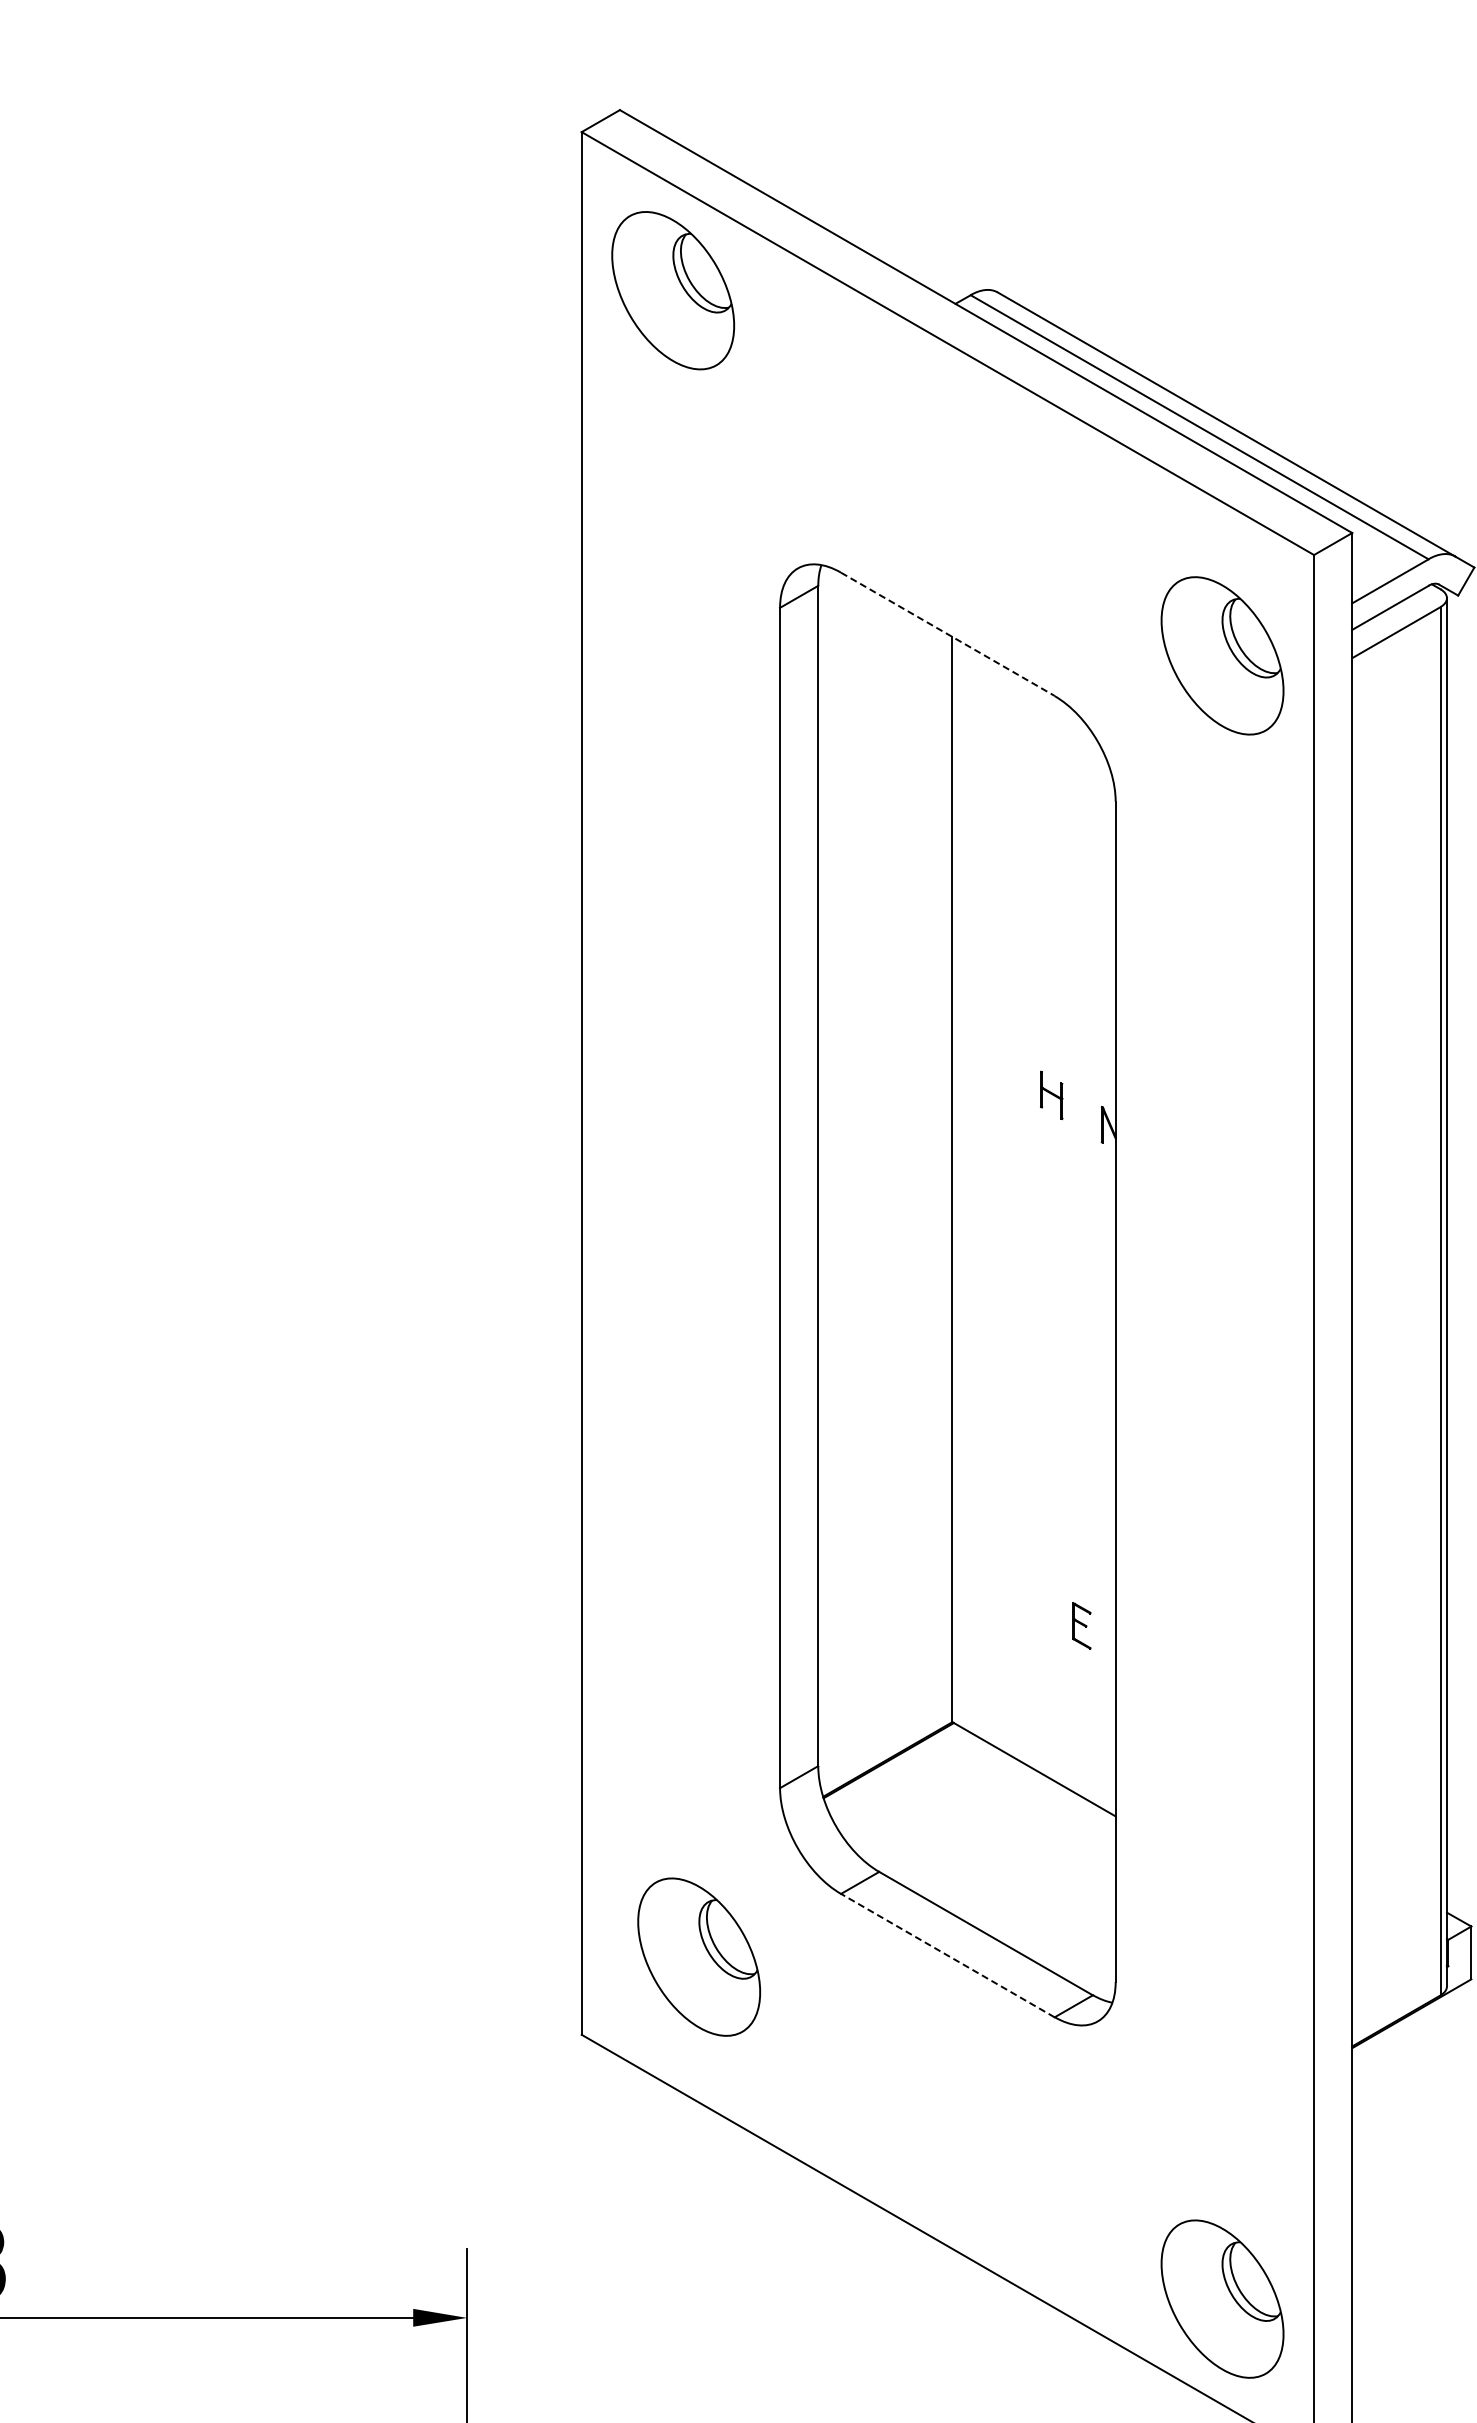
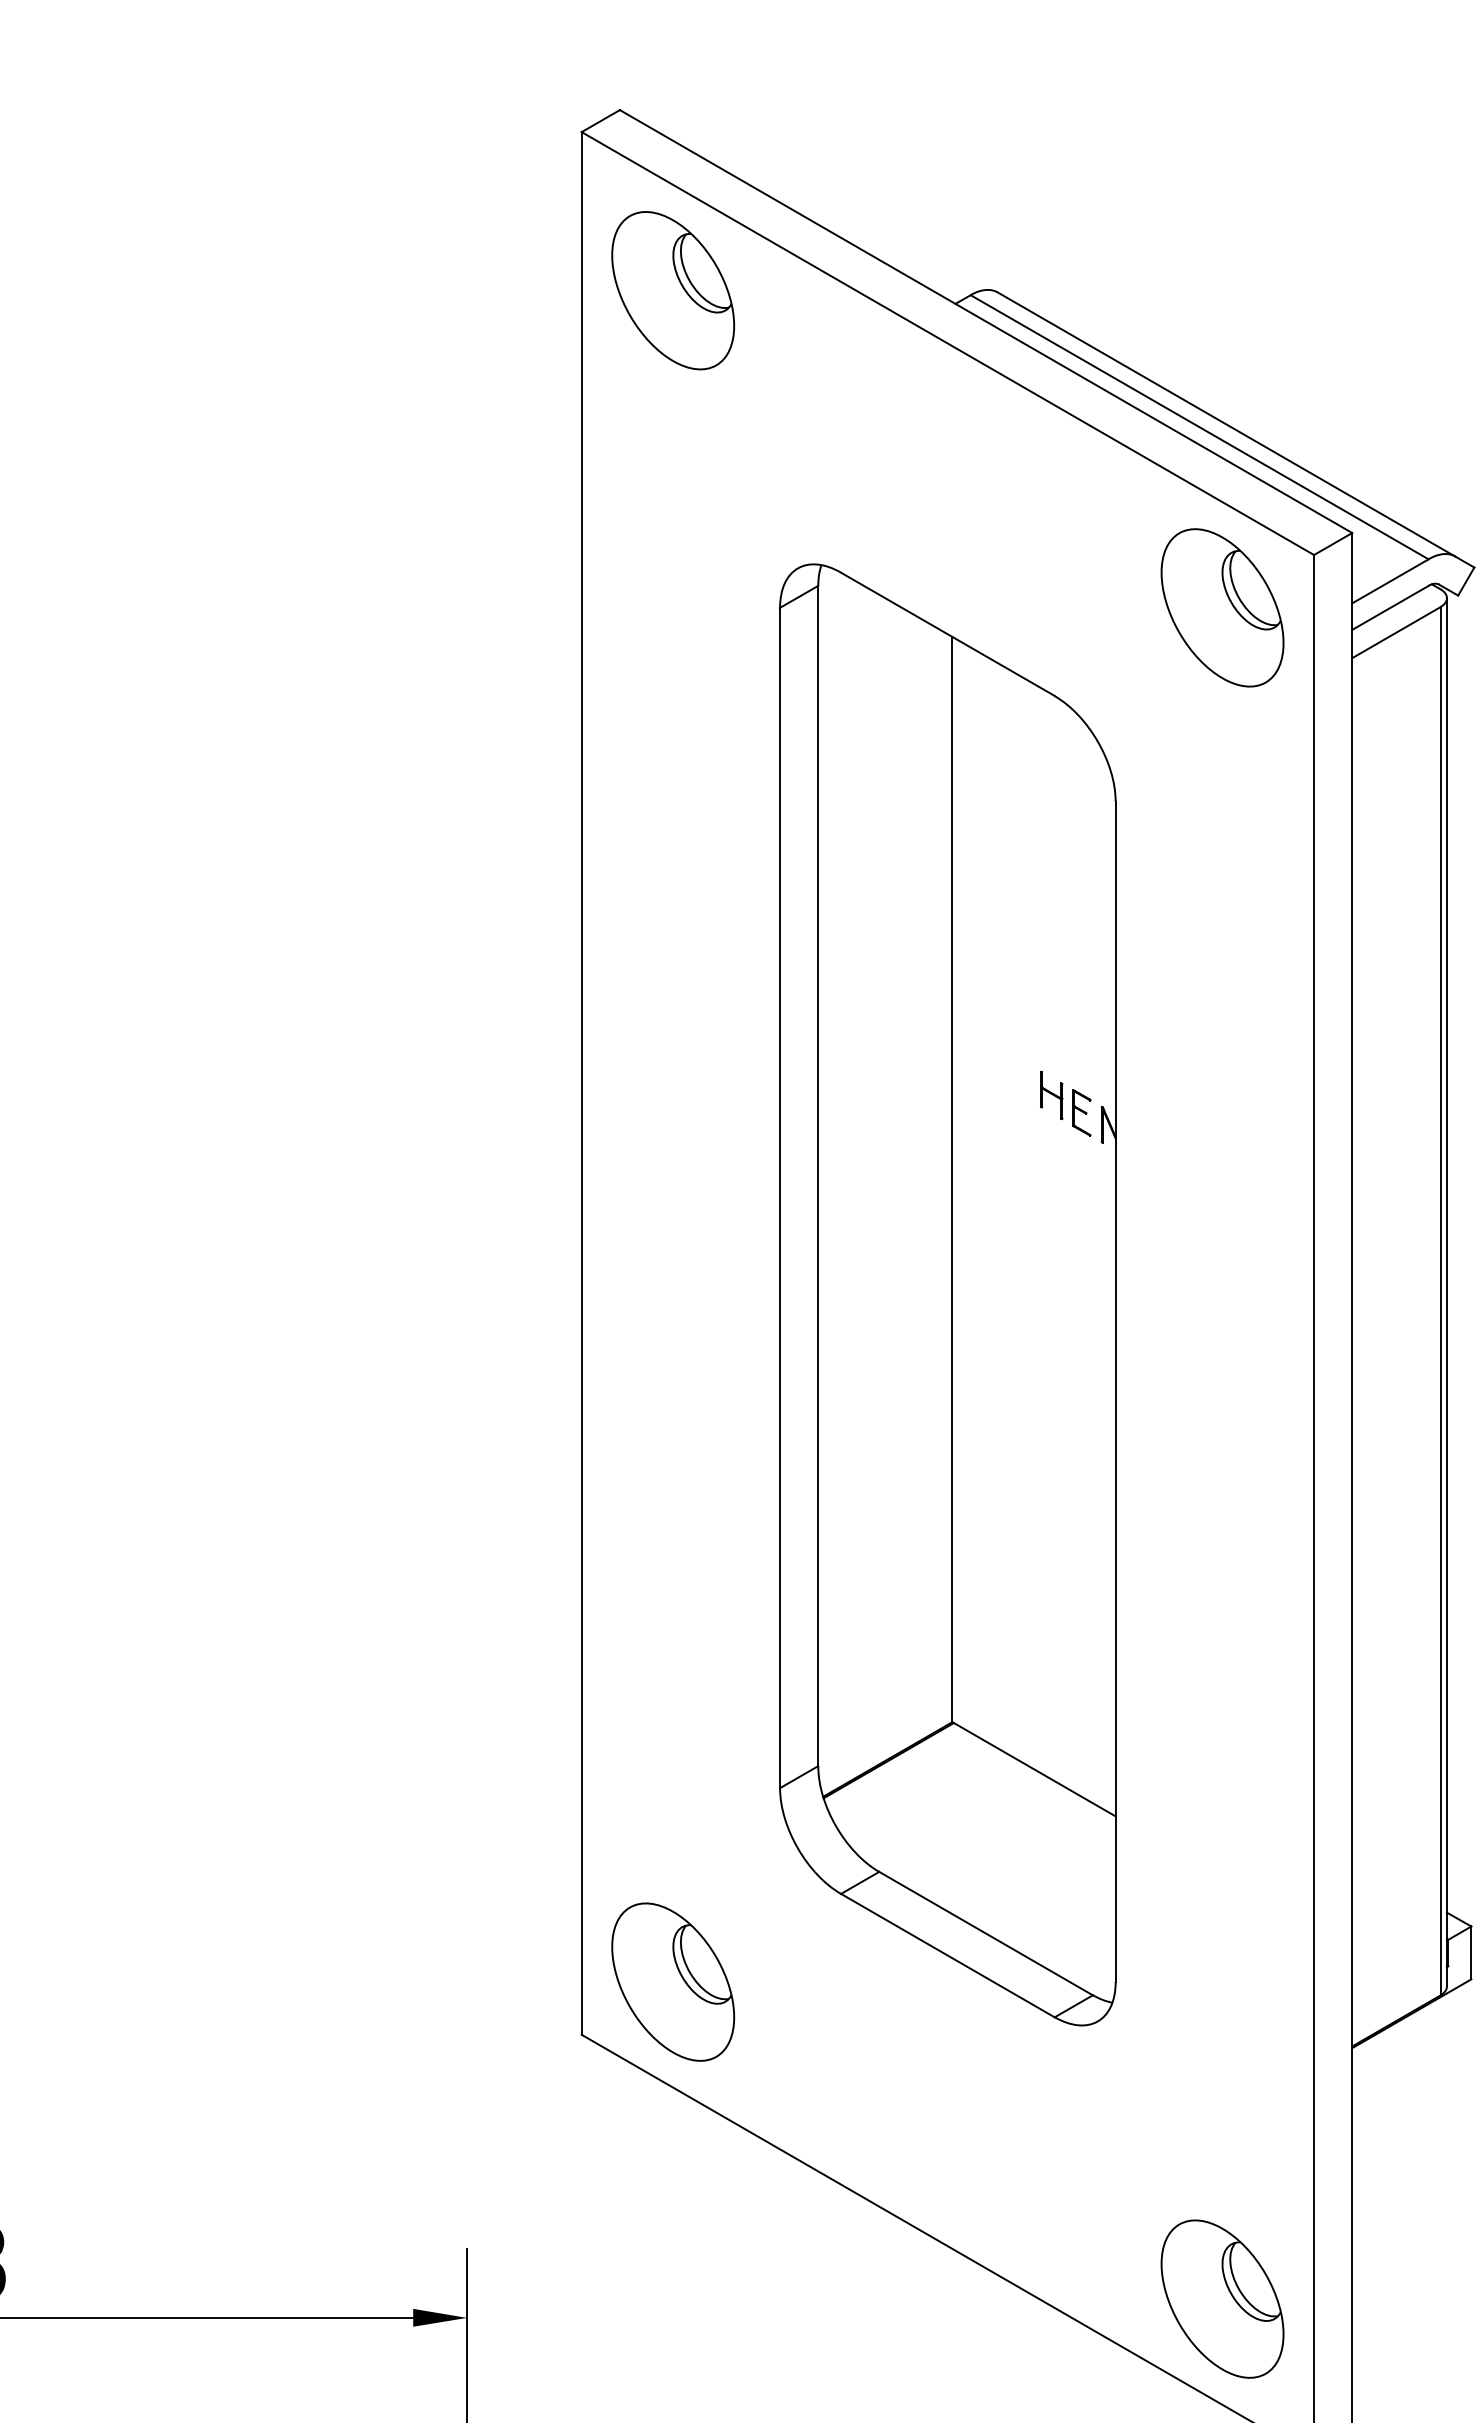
line: dashed -> solid (948, 634)
part position: (1222, 655) -> (1222, 607) (1222, 607)
part position: (1081, 1625) -> (1081, 1112) (1081, 1112)
line: dashed -> solid (947, 1955)
part position: (699, 1956) -> (673, 1981) (673, 1981)
